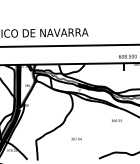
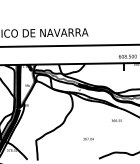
text position: (76, 138) -> (88, 138) (88, 138)
